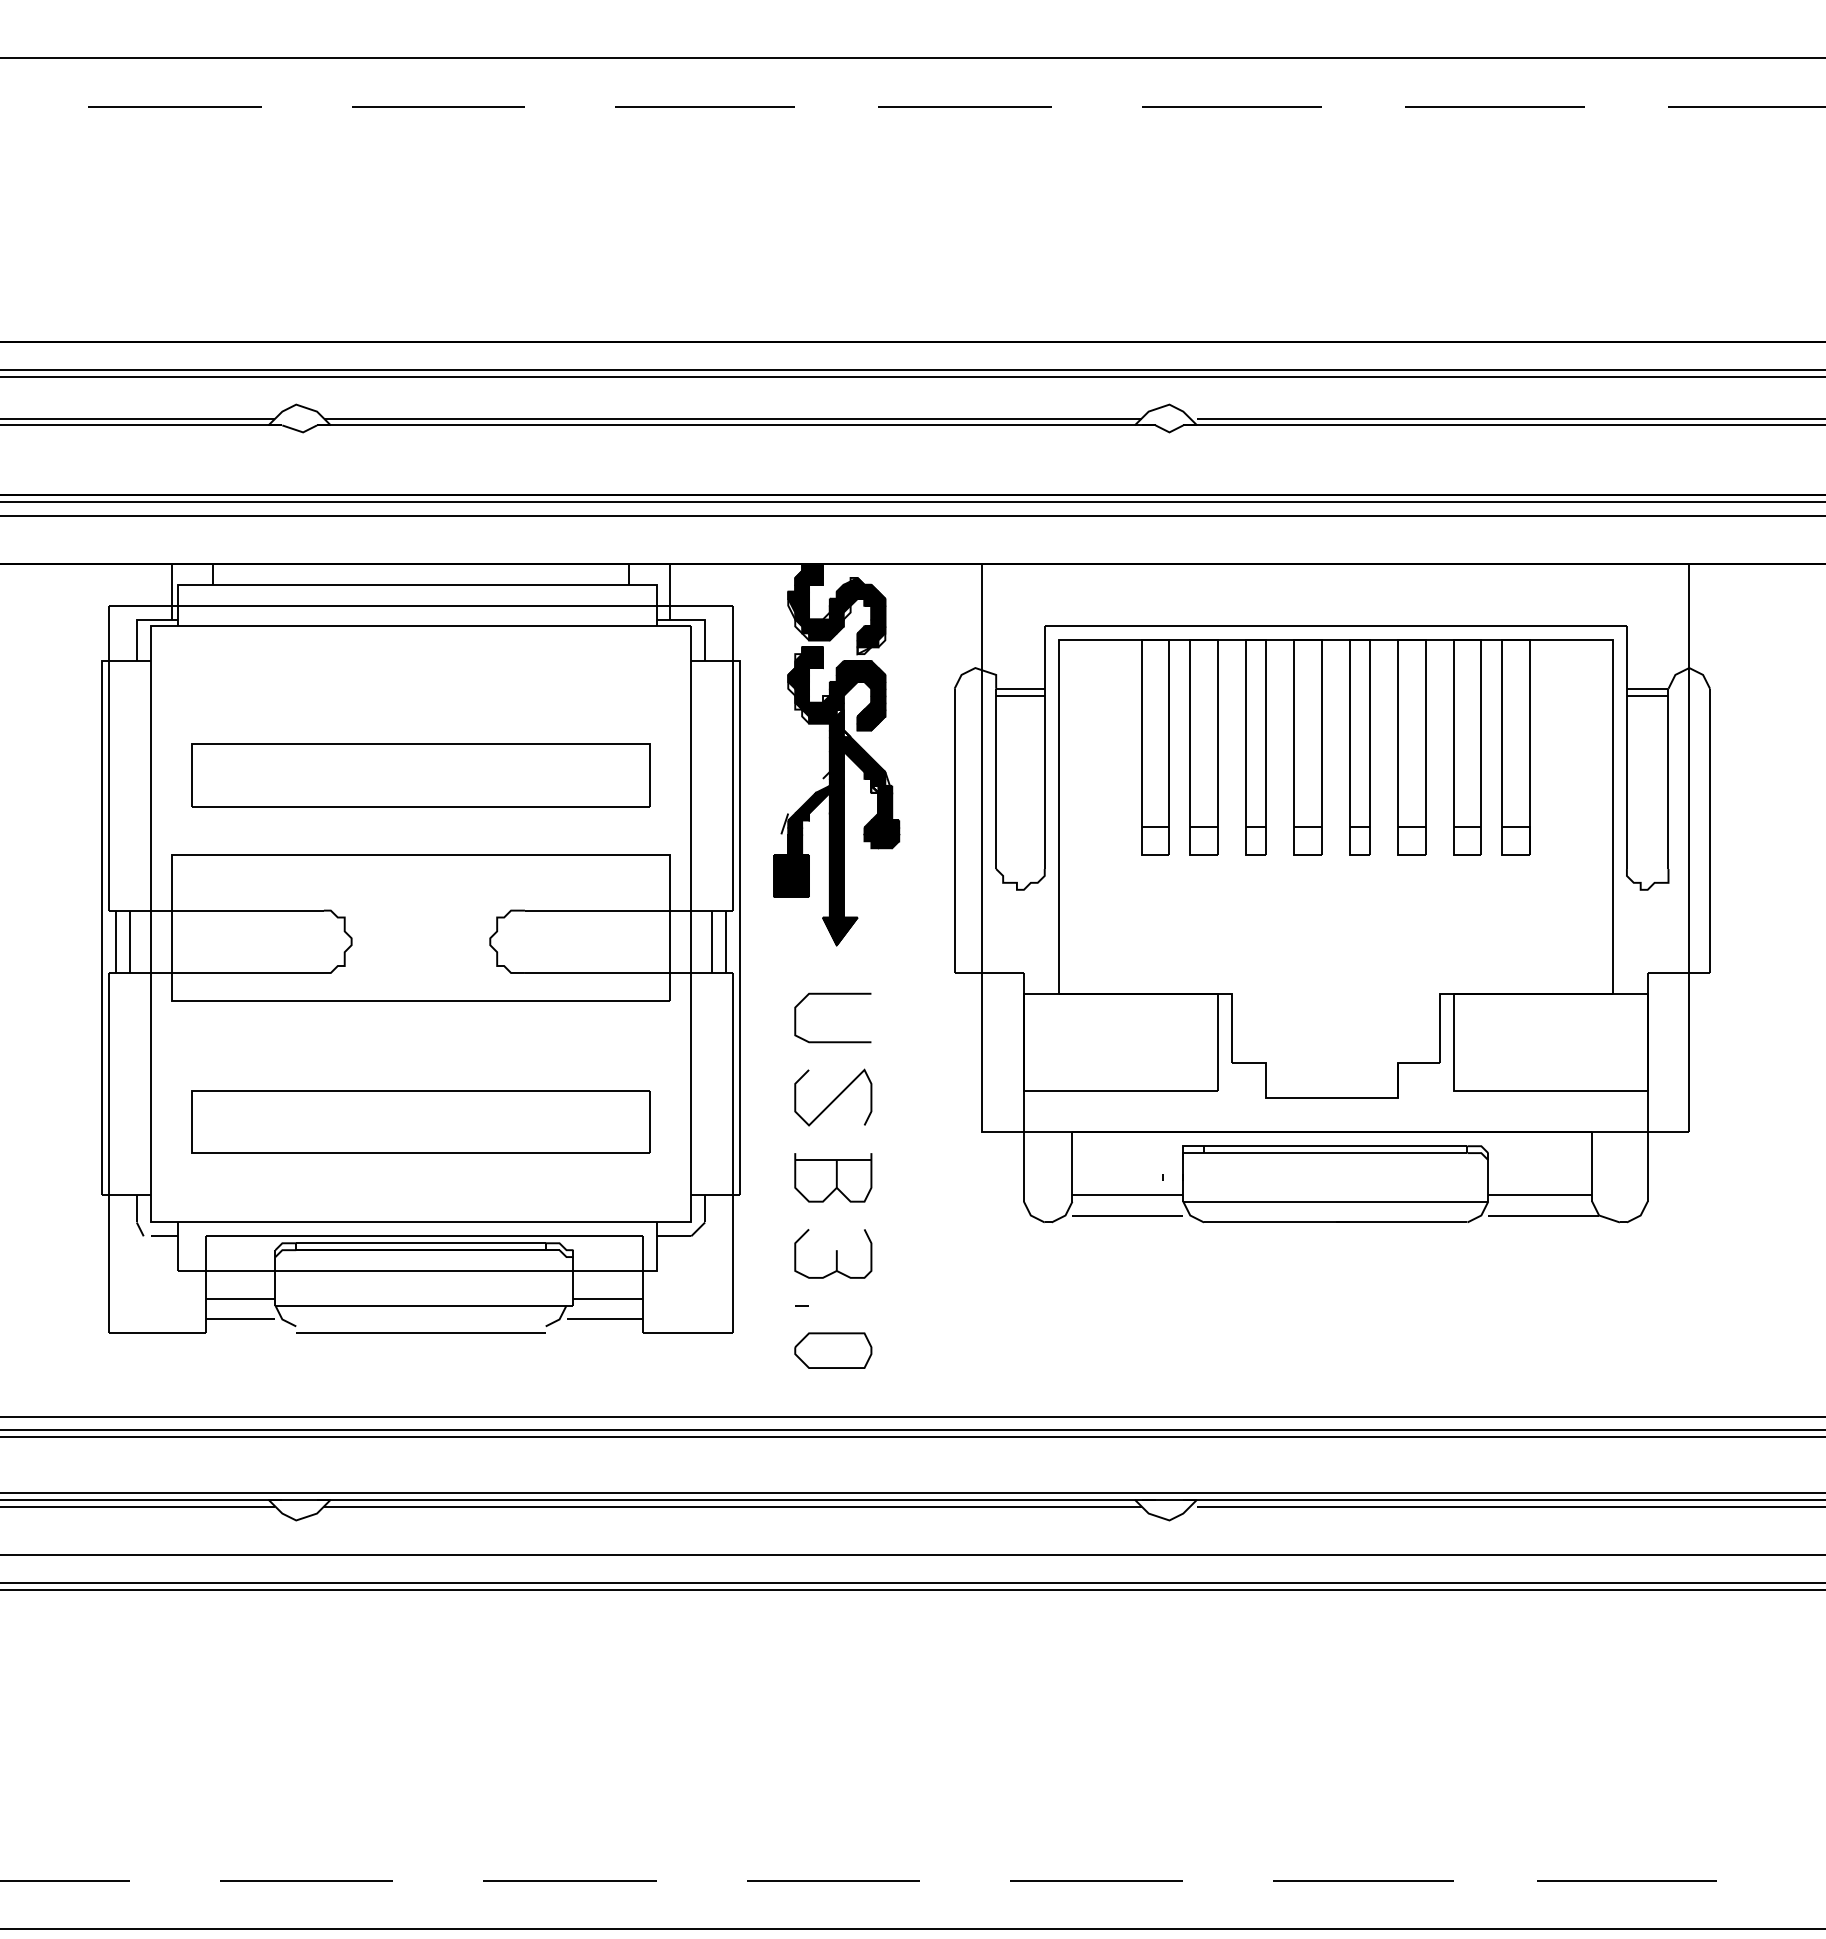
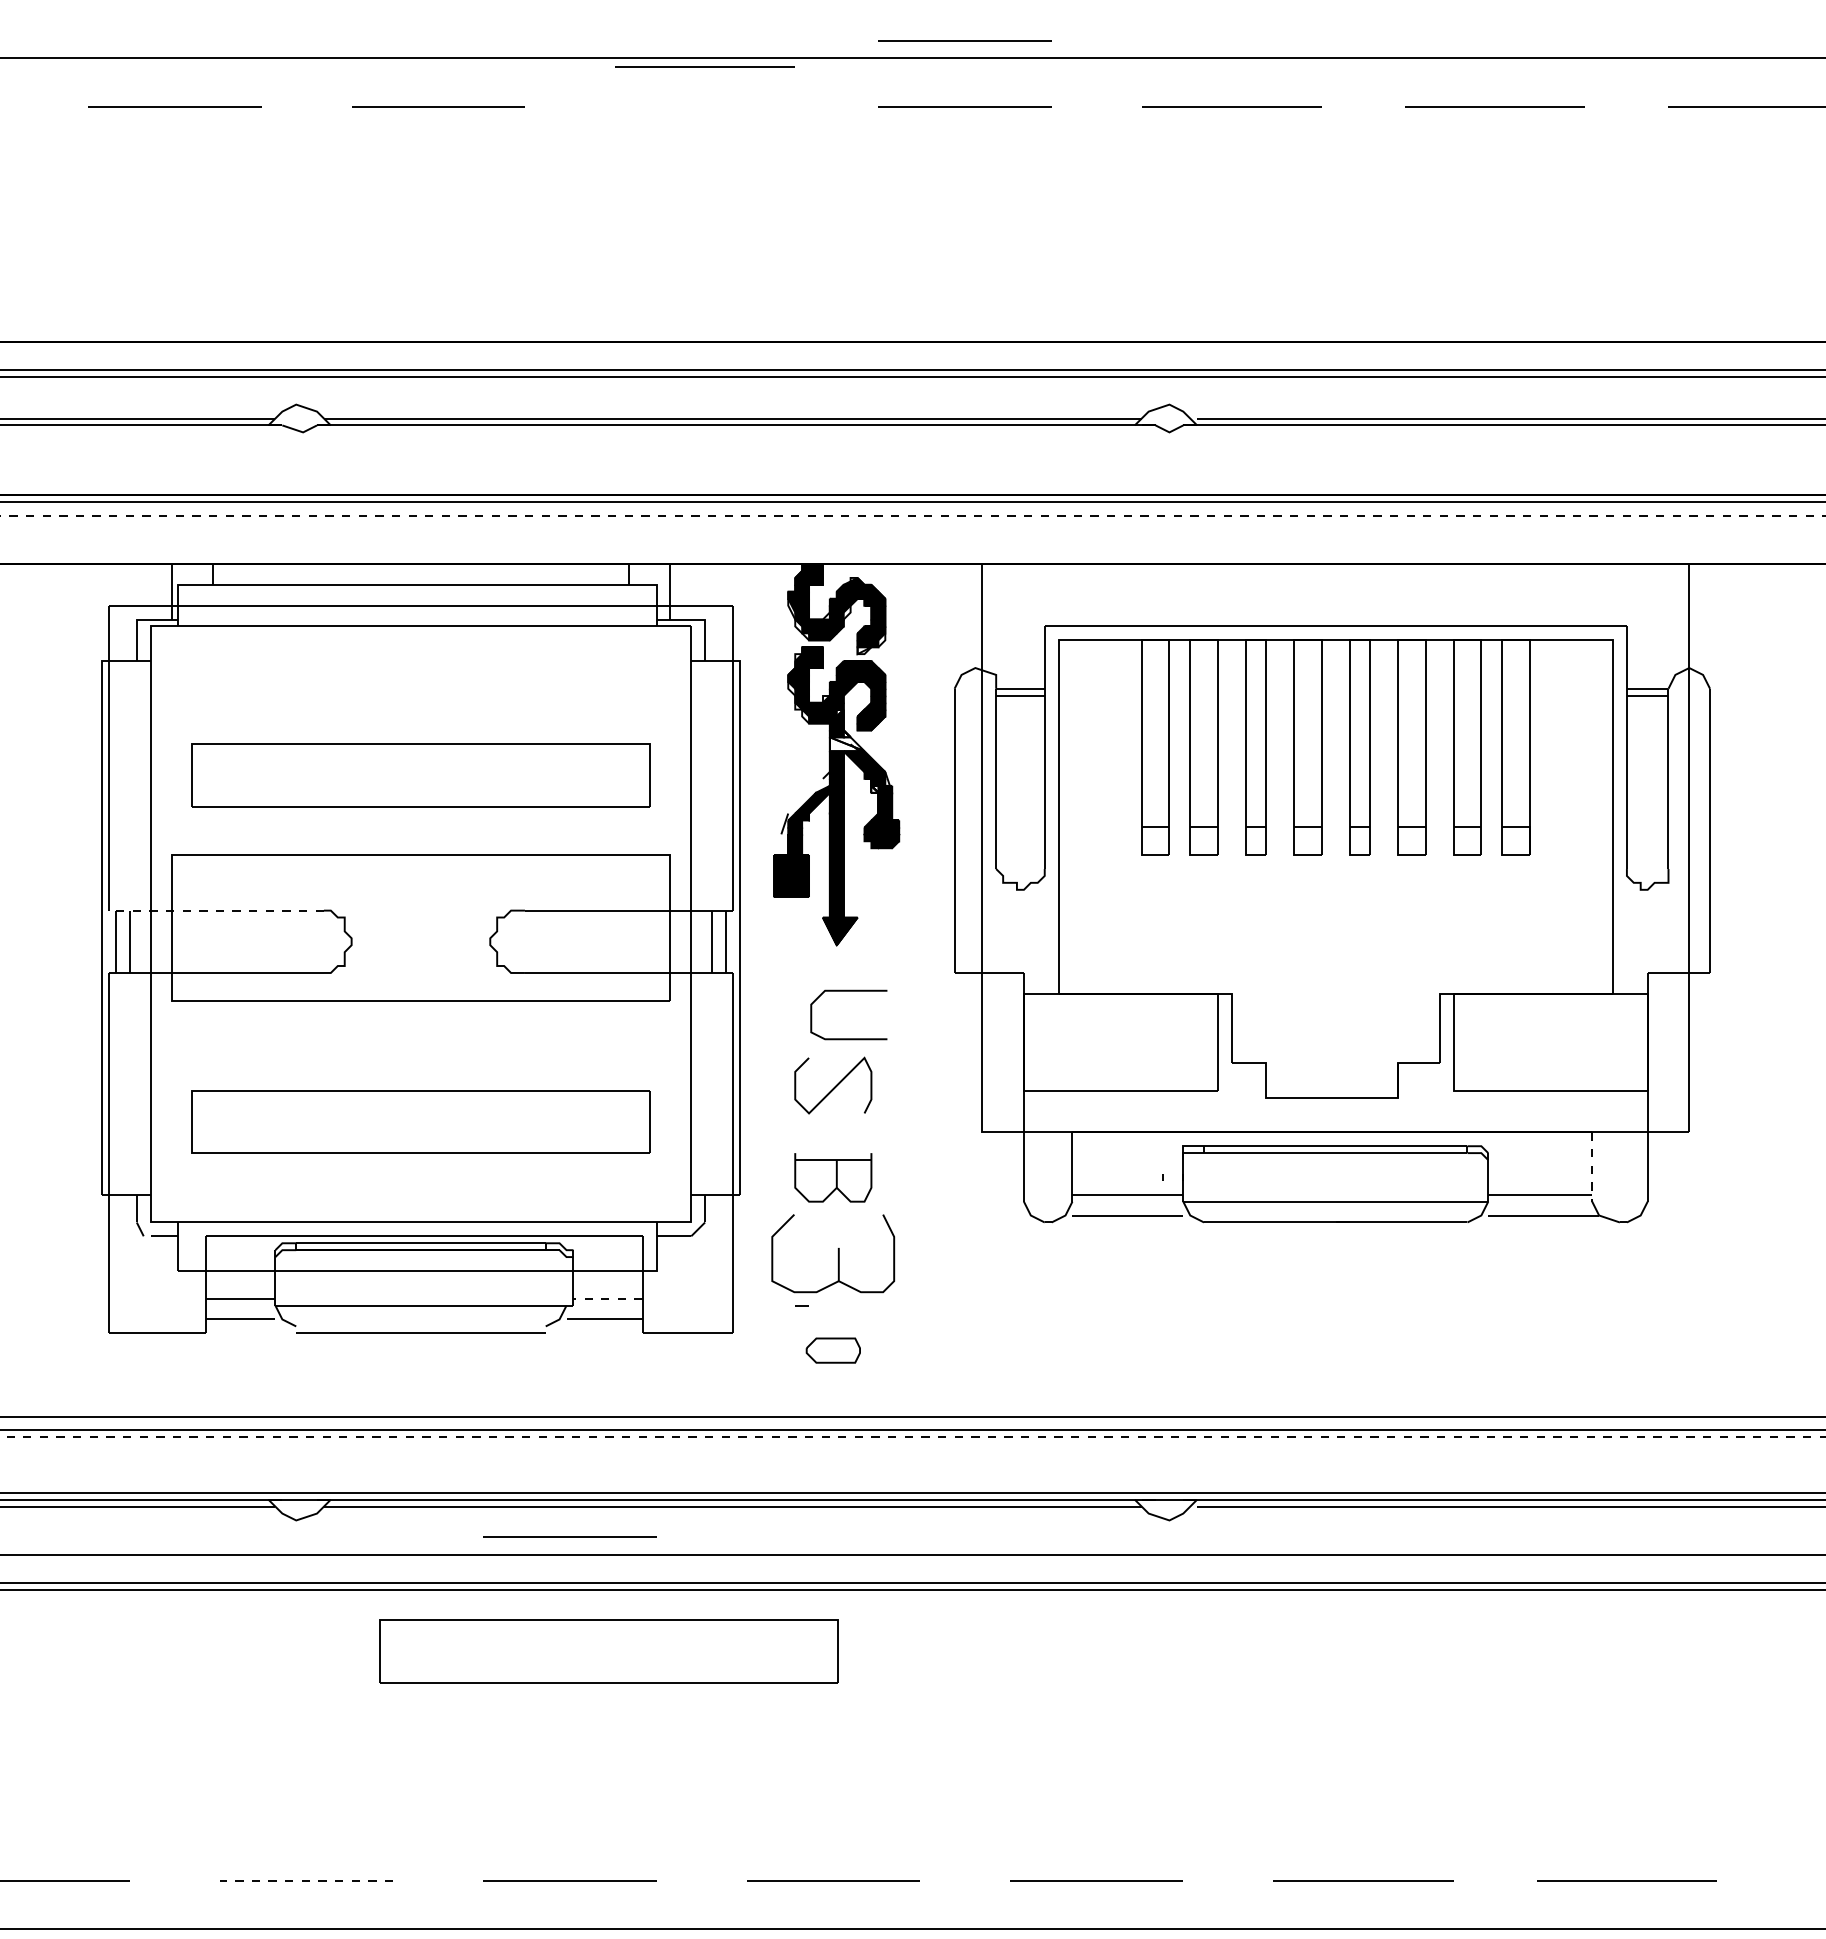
line: none -> present (964, 40)
line position: (704, 106) -> (704, 66) (704, 66)
line: solid -> dashed (912, 515)
fill: present -> none (846, 744)
line: solid -> dashed (216, 910)
curve position: (832, 994) -> (848, 991) (848, 991)
curve position: (834, 1098) -> (834, 1086) (834, 1086)
line: solid -> dashed (1592, 1167)
part size: 79x50 px -> 125x80 px (833, 1253)
line: solid -> dashed (608, 1298)
part size: 79x37 px -> 56x27 px (832, 1350)
line: solid -> dashed (913, 1437)
line: none -> present (569, 1536)
part: none -> present (608, 1651)
line: solid -> dashed (306, 1880)
